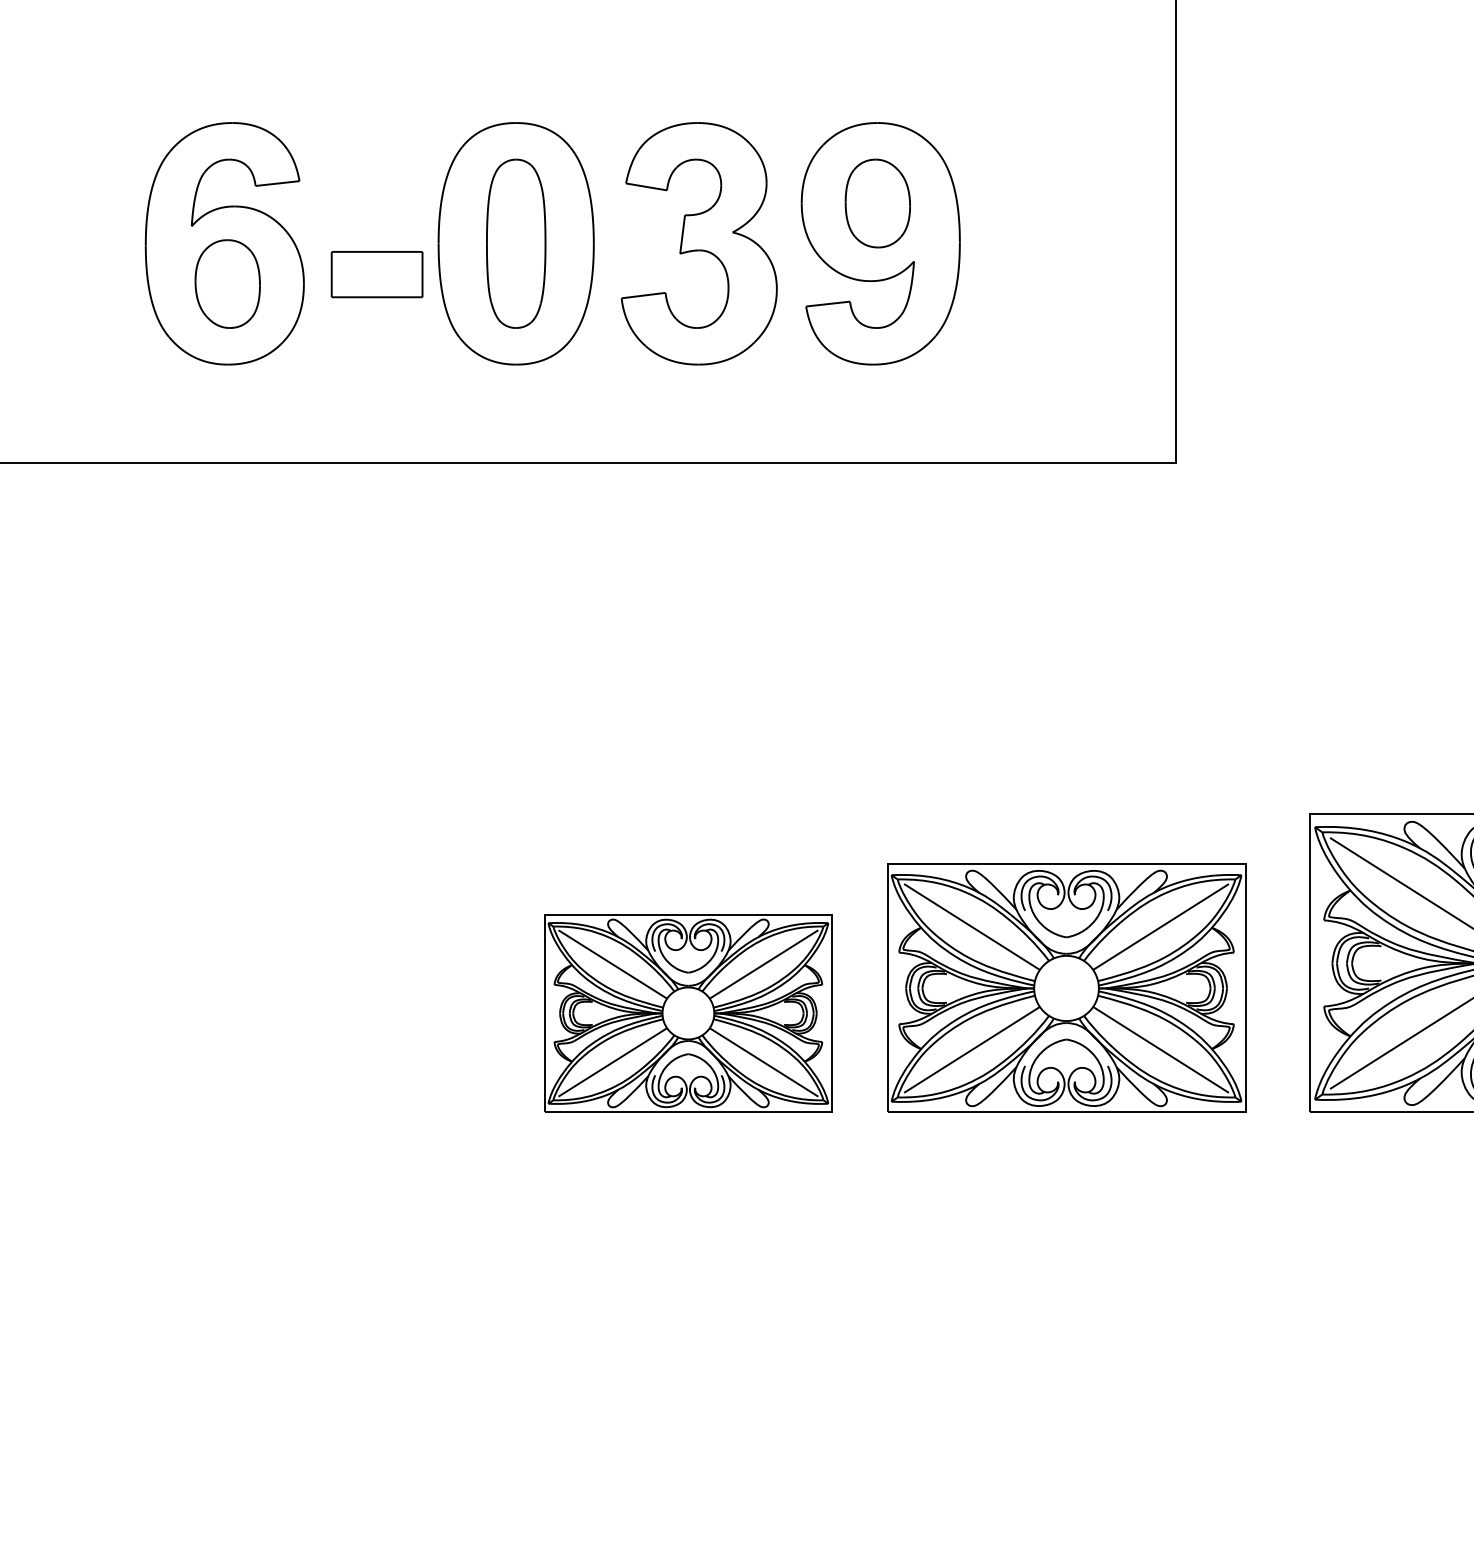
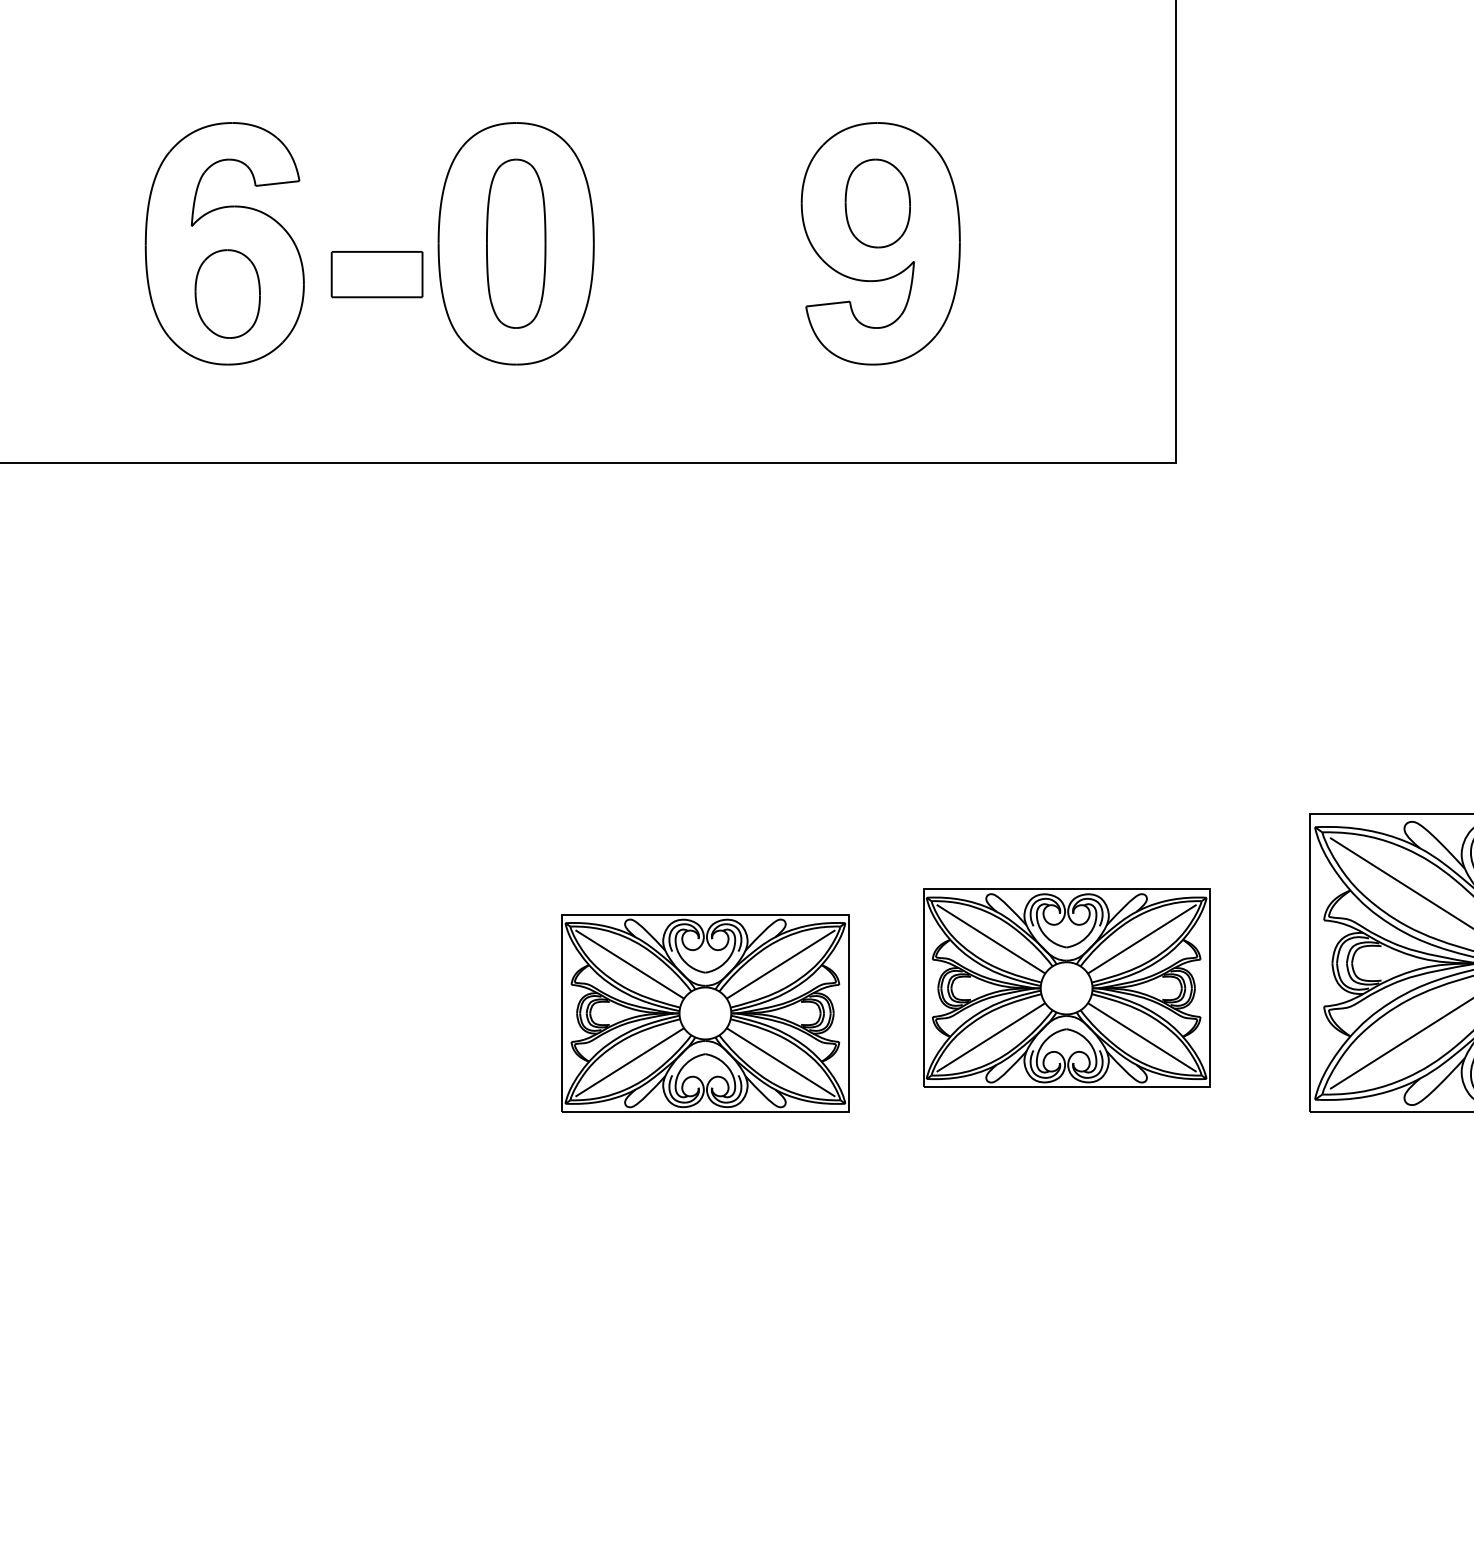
part: present -> none (698, 243)
part position: (227, 283) -> (227, 293) (227, 293)
part size: 360x250 px -> 288x200 px (1066, 987)
part position: (688, 1013) -> (705, 1013) (705, 1013)
